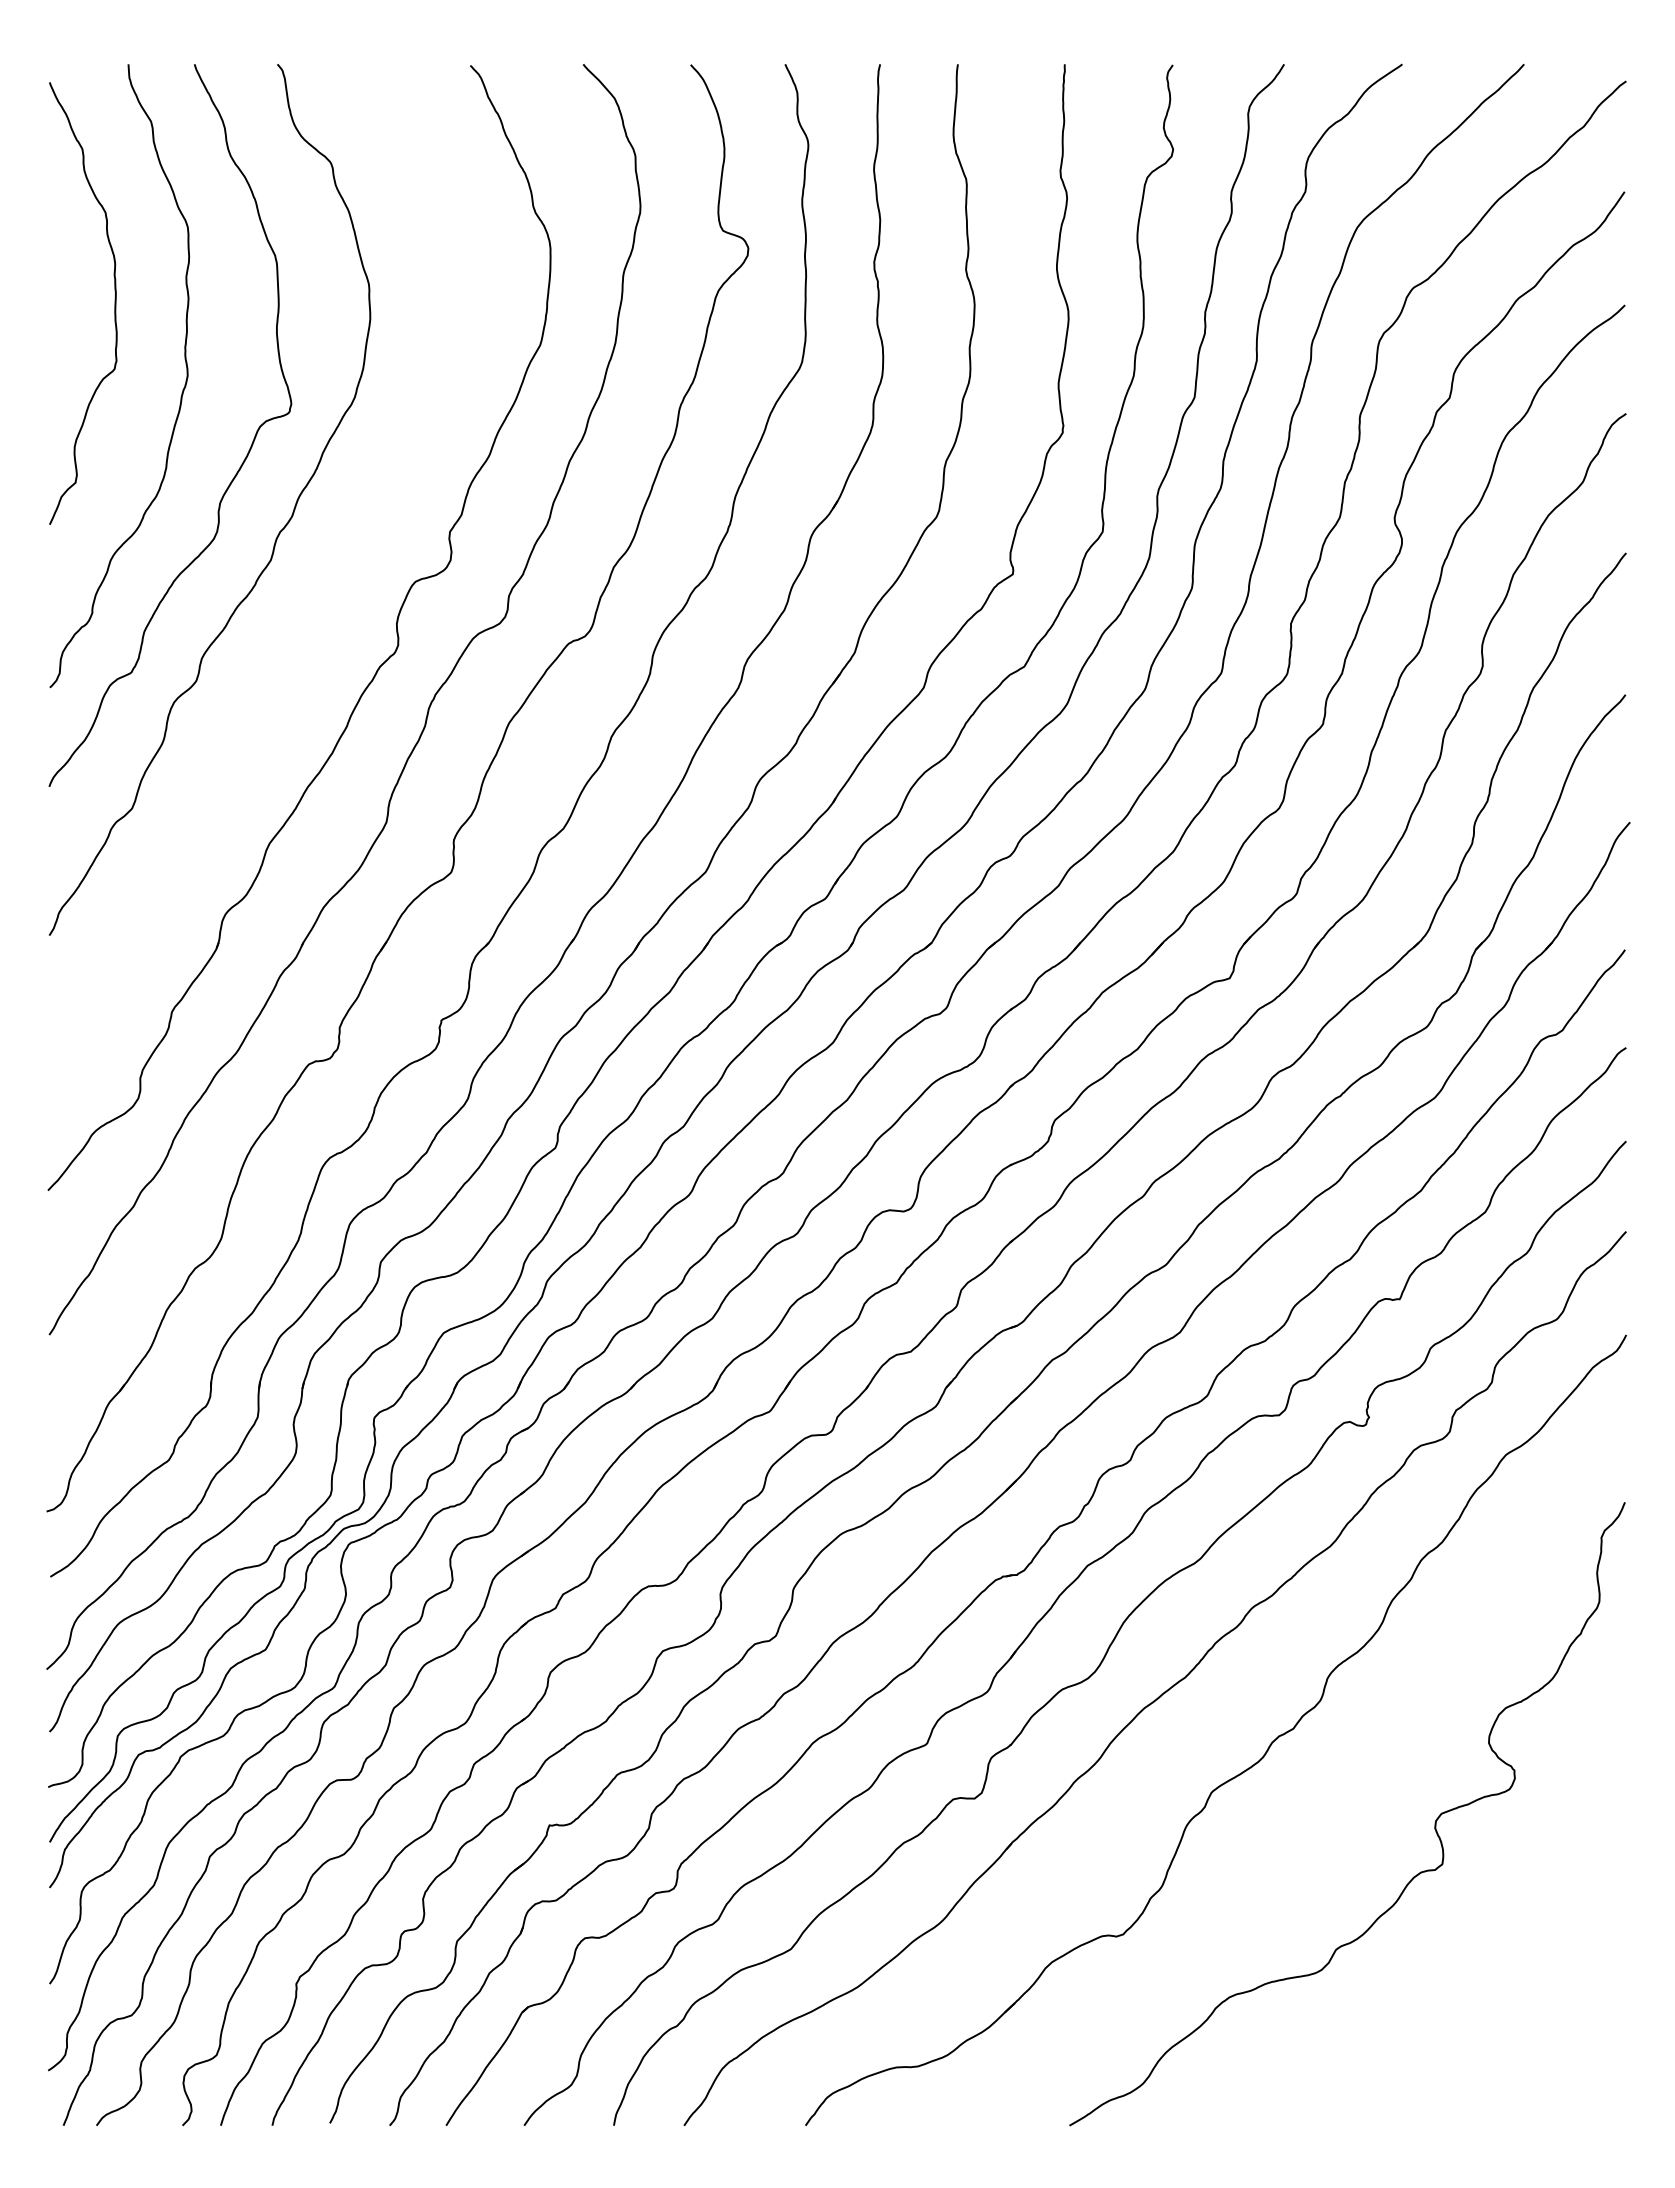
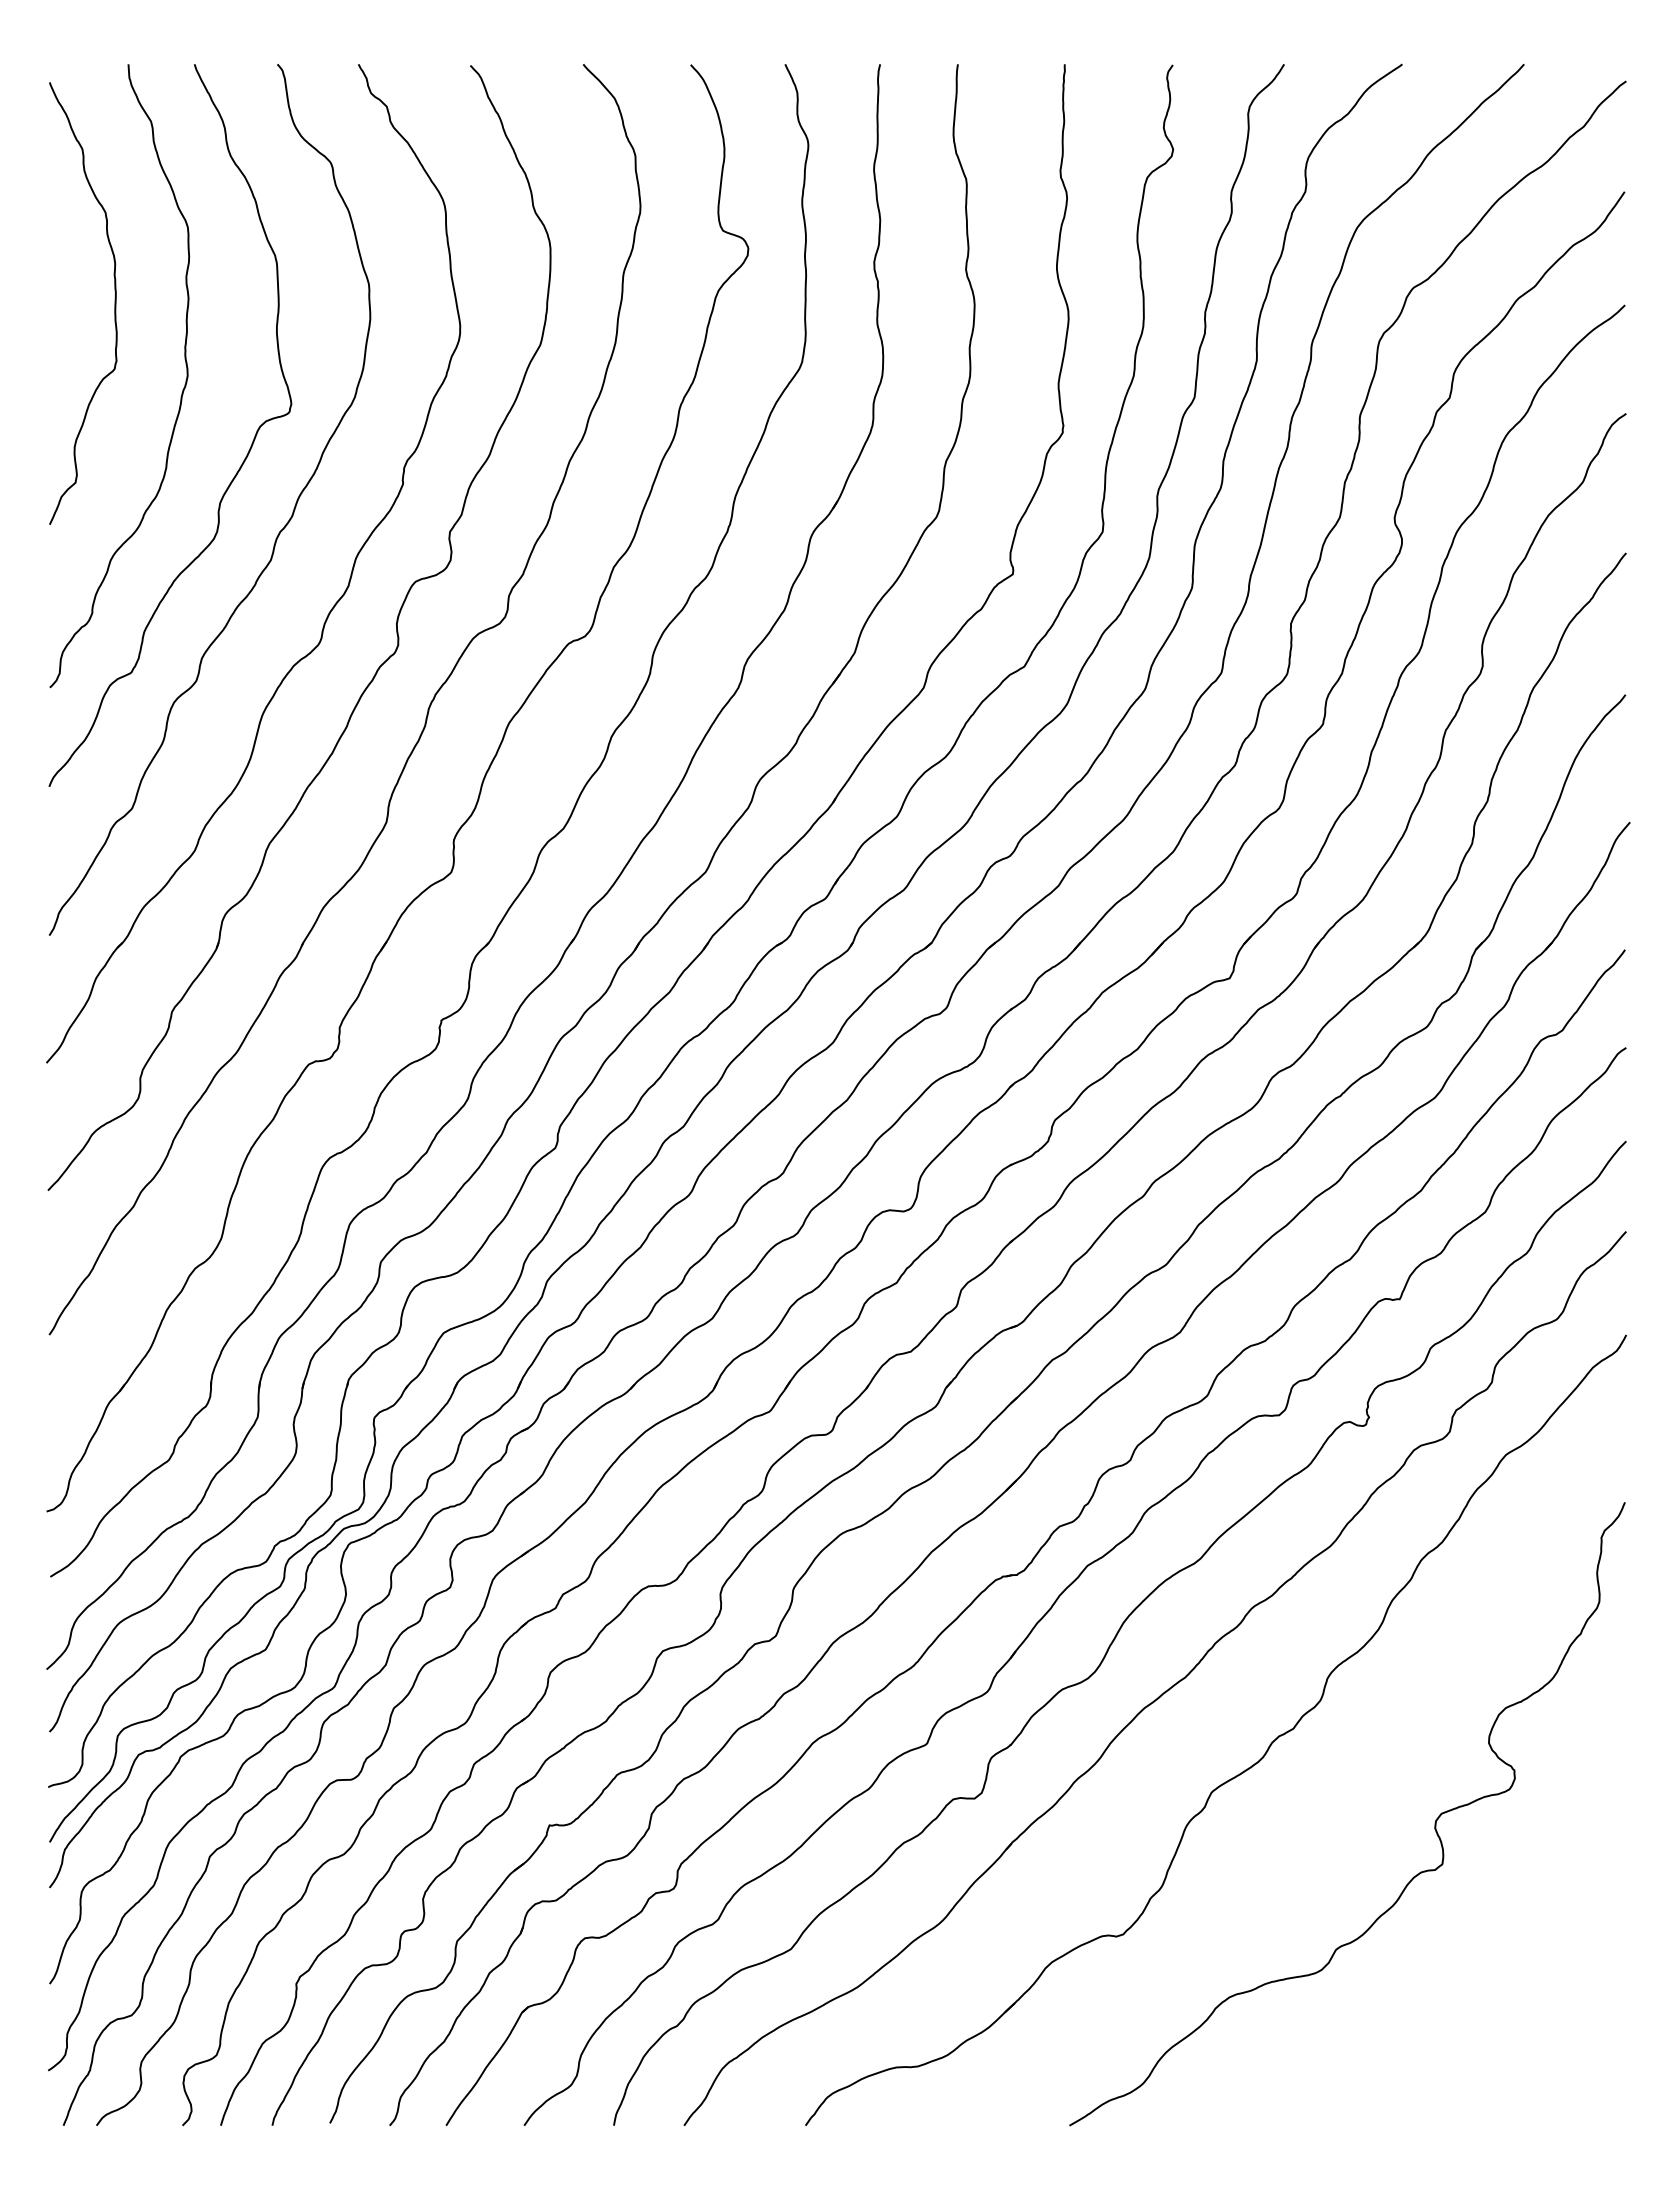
part: none -> present (327, 614)
